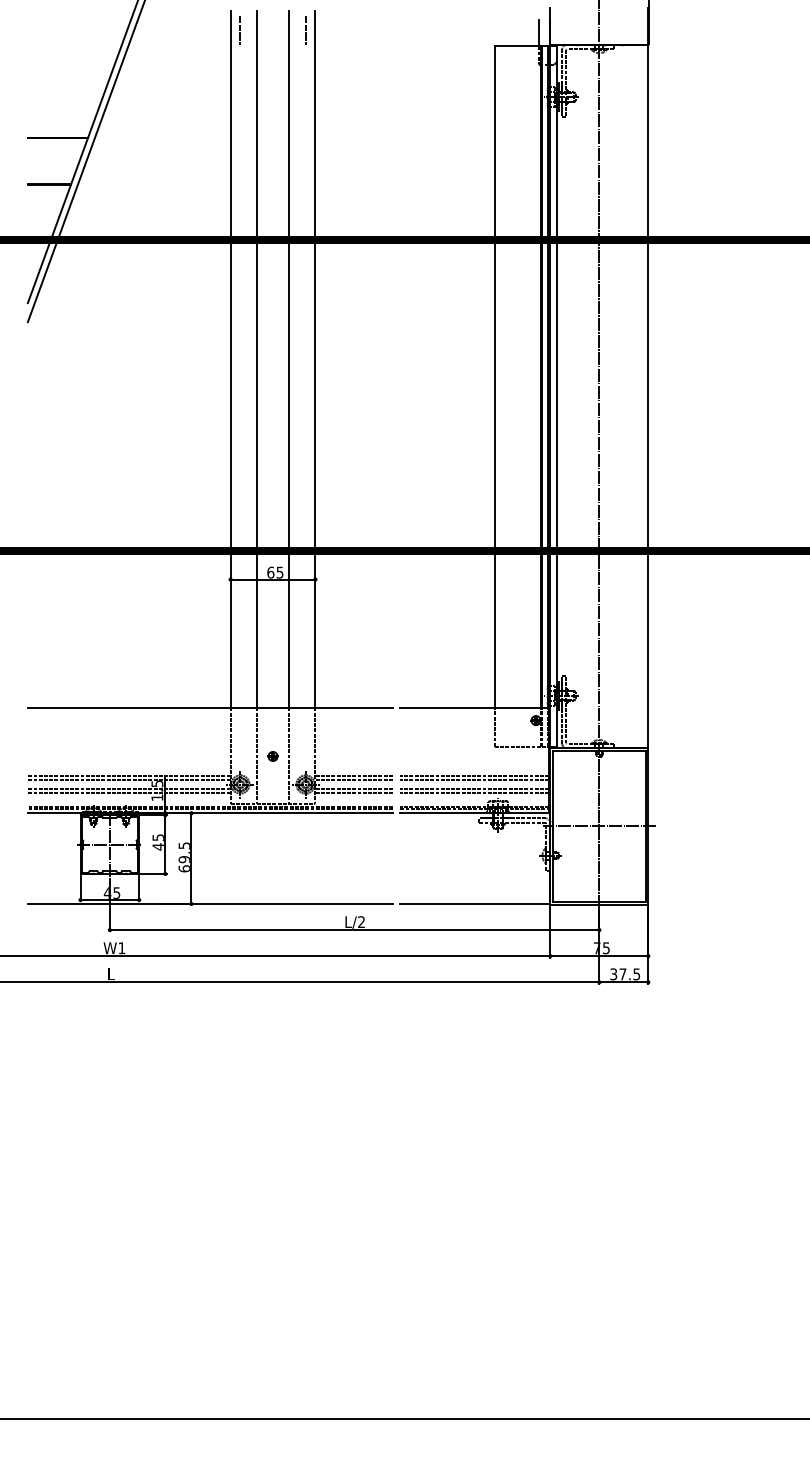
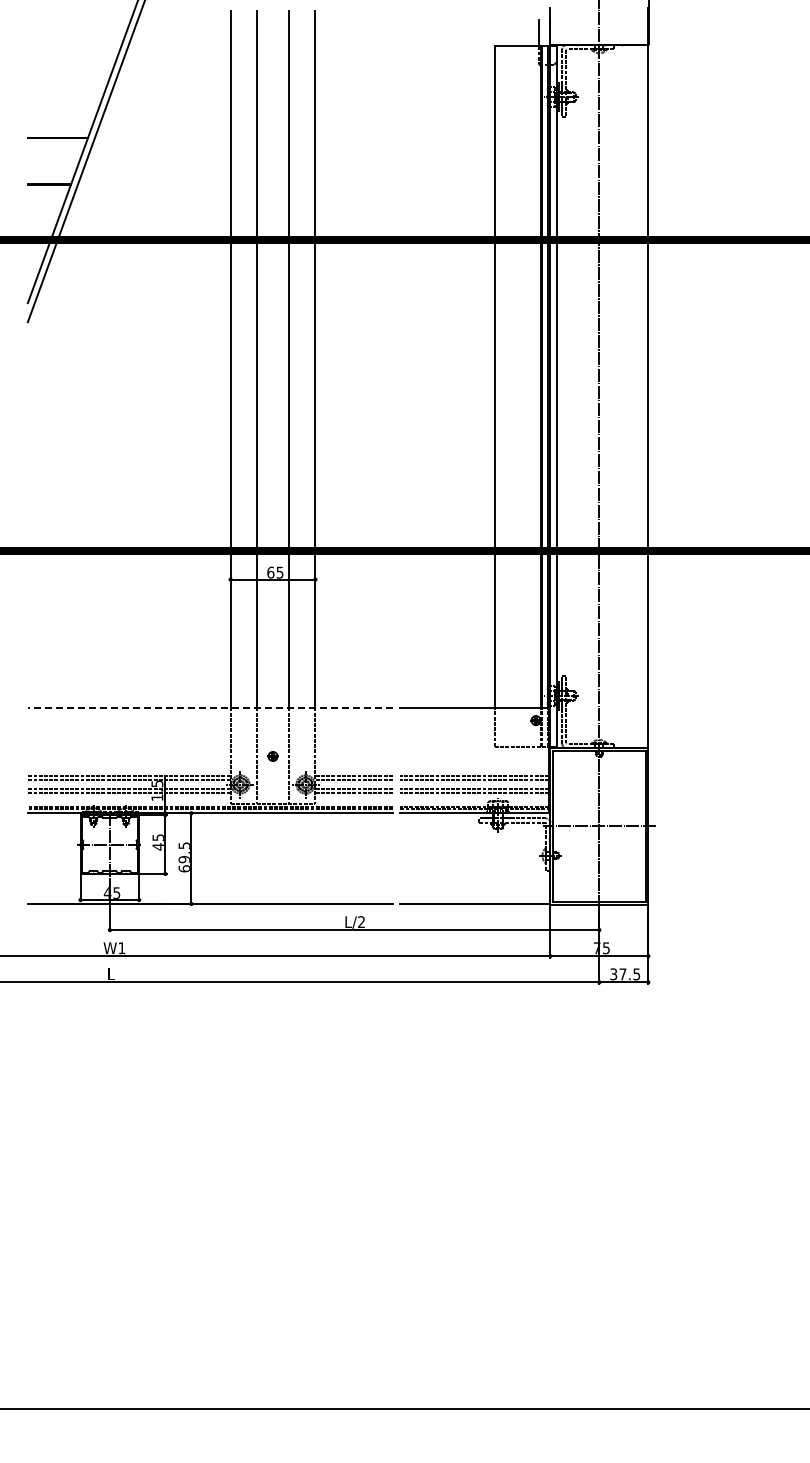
line: present -> none (240, 30)
line: present -> none (305, 30)
line: solid -> dashed (209, 707)
line position: (404, 1419) -> (404, 1409) (404, 1409)
